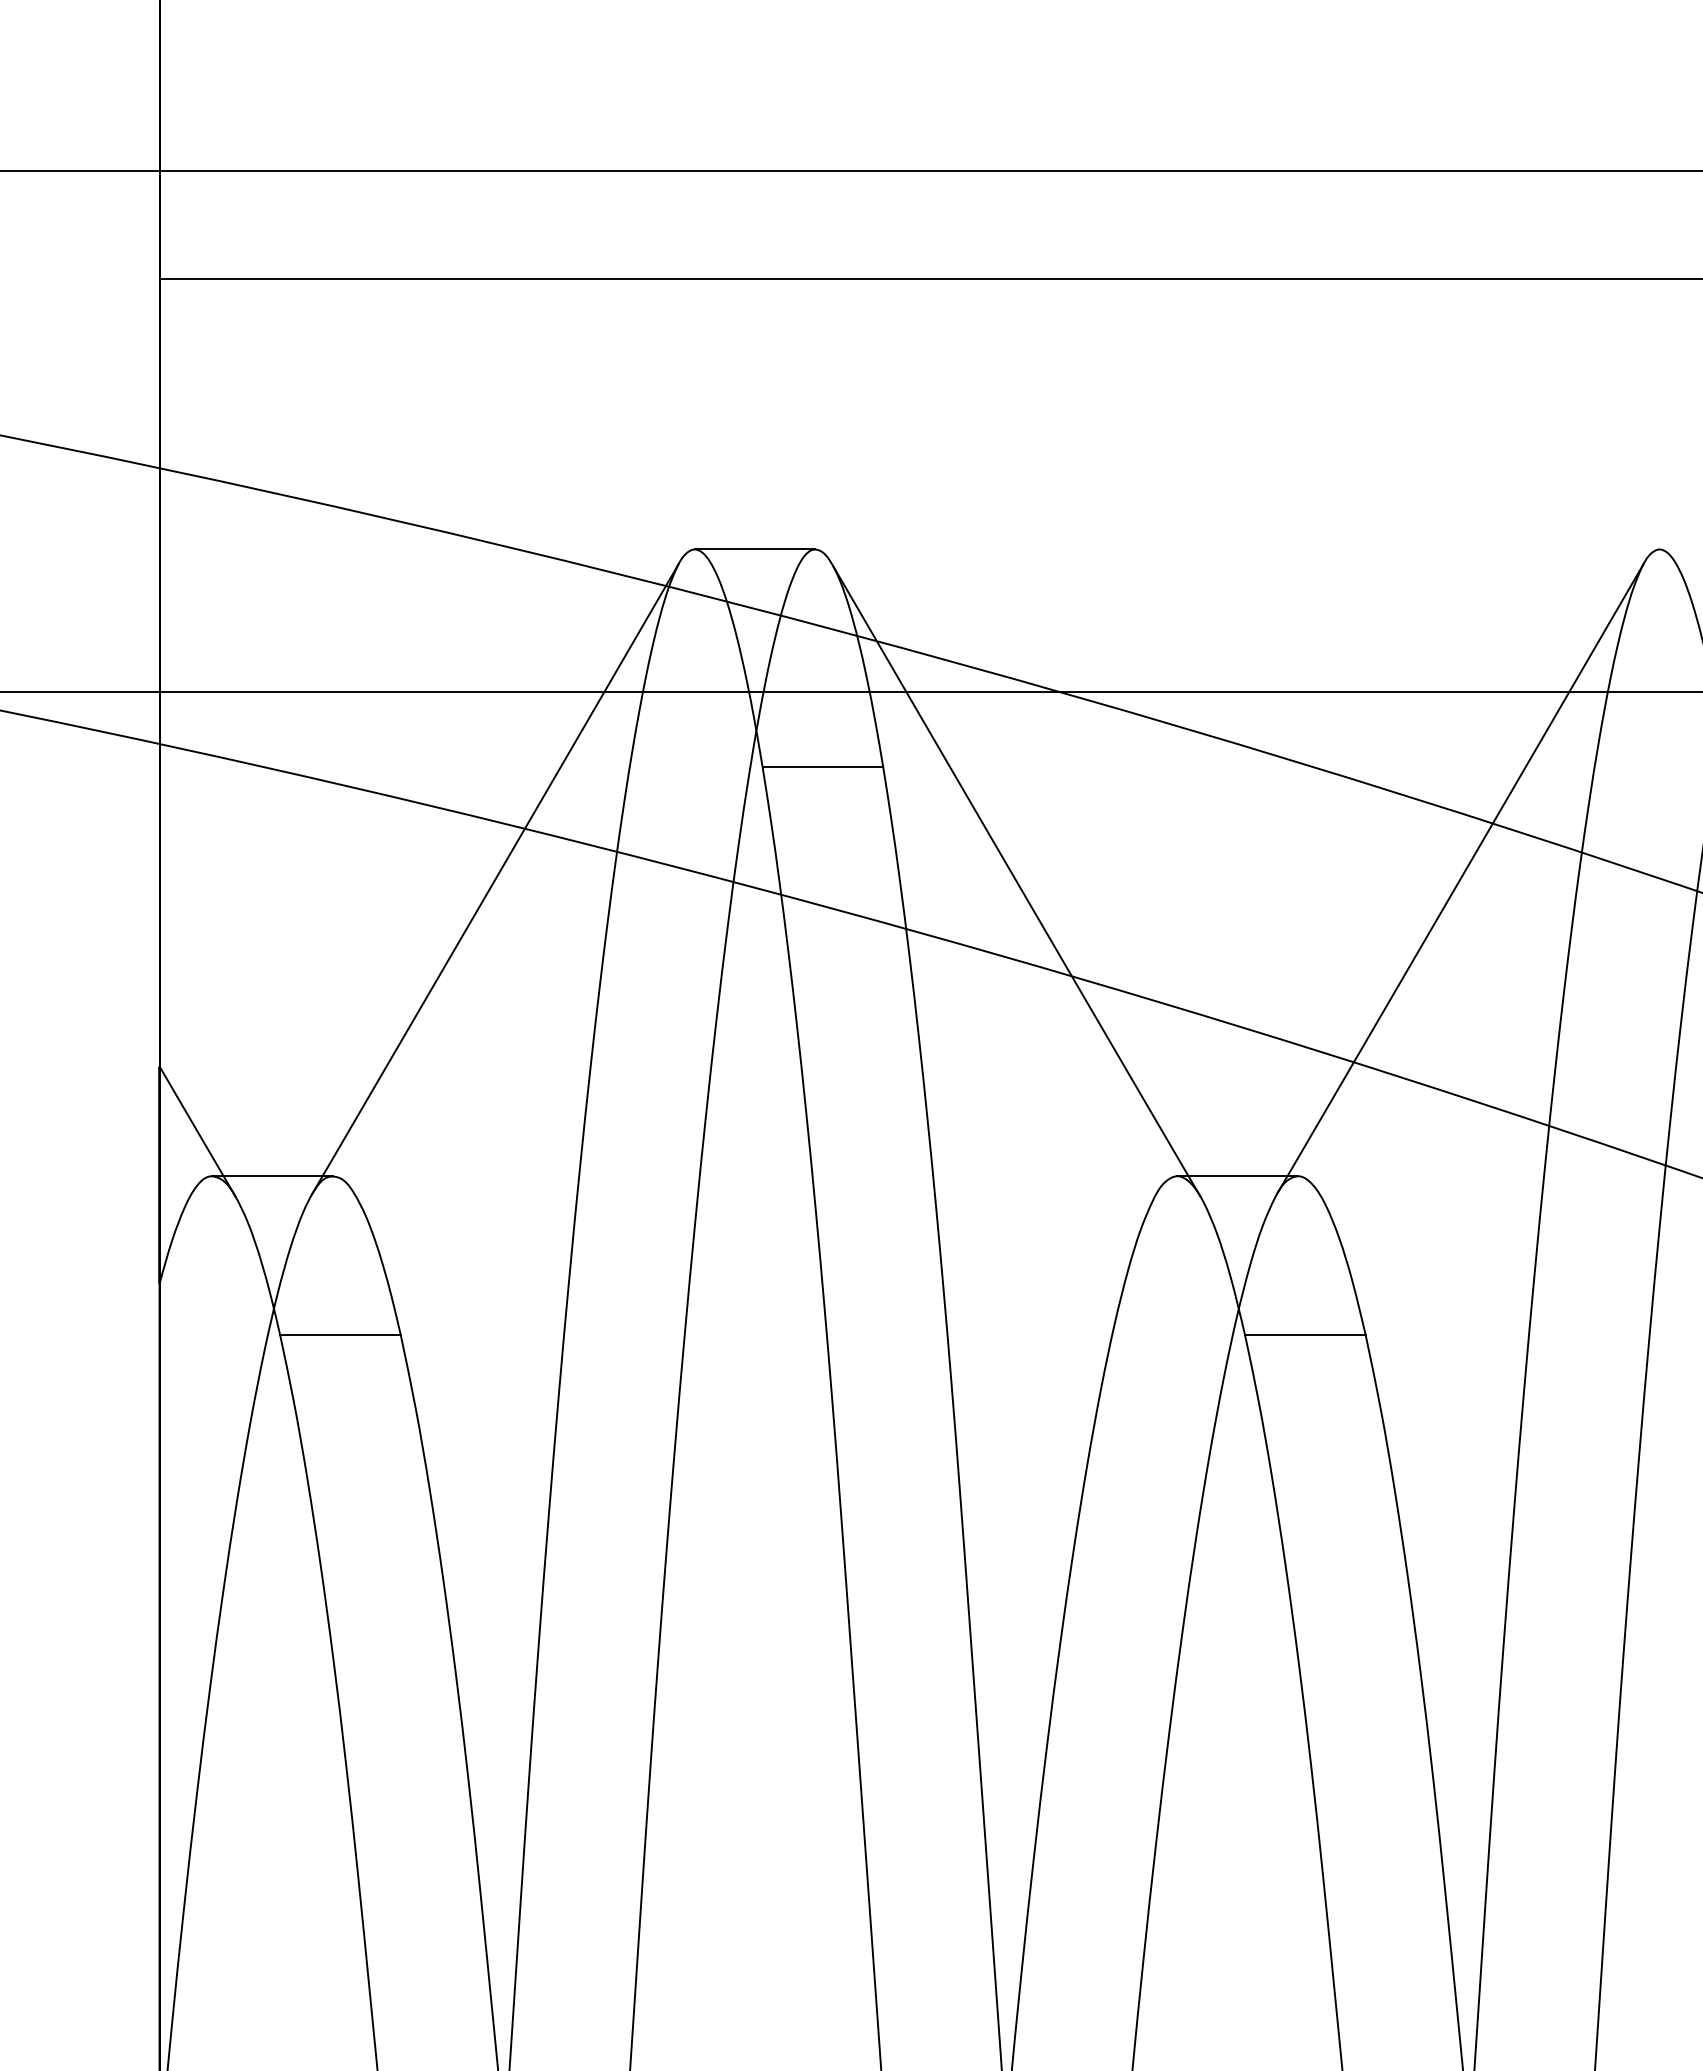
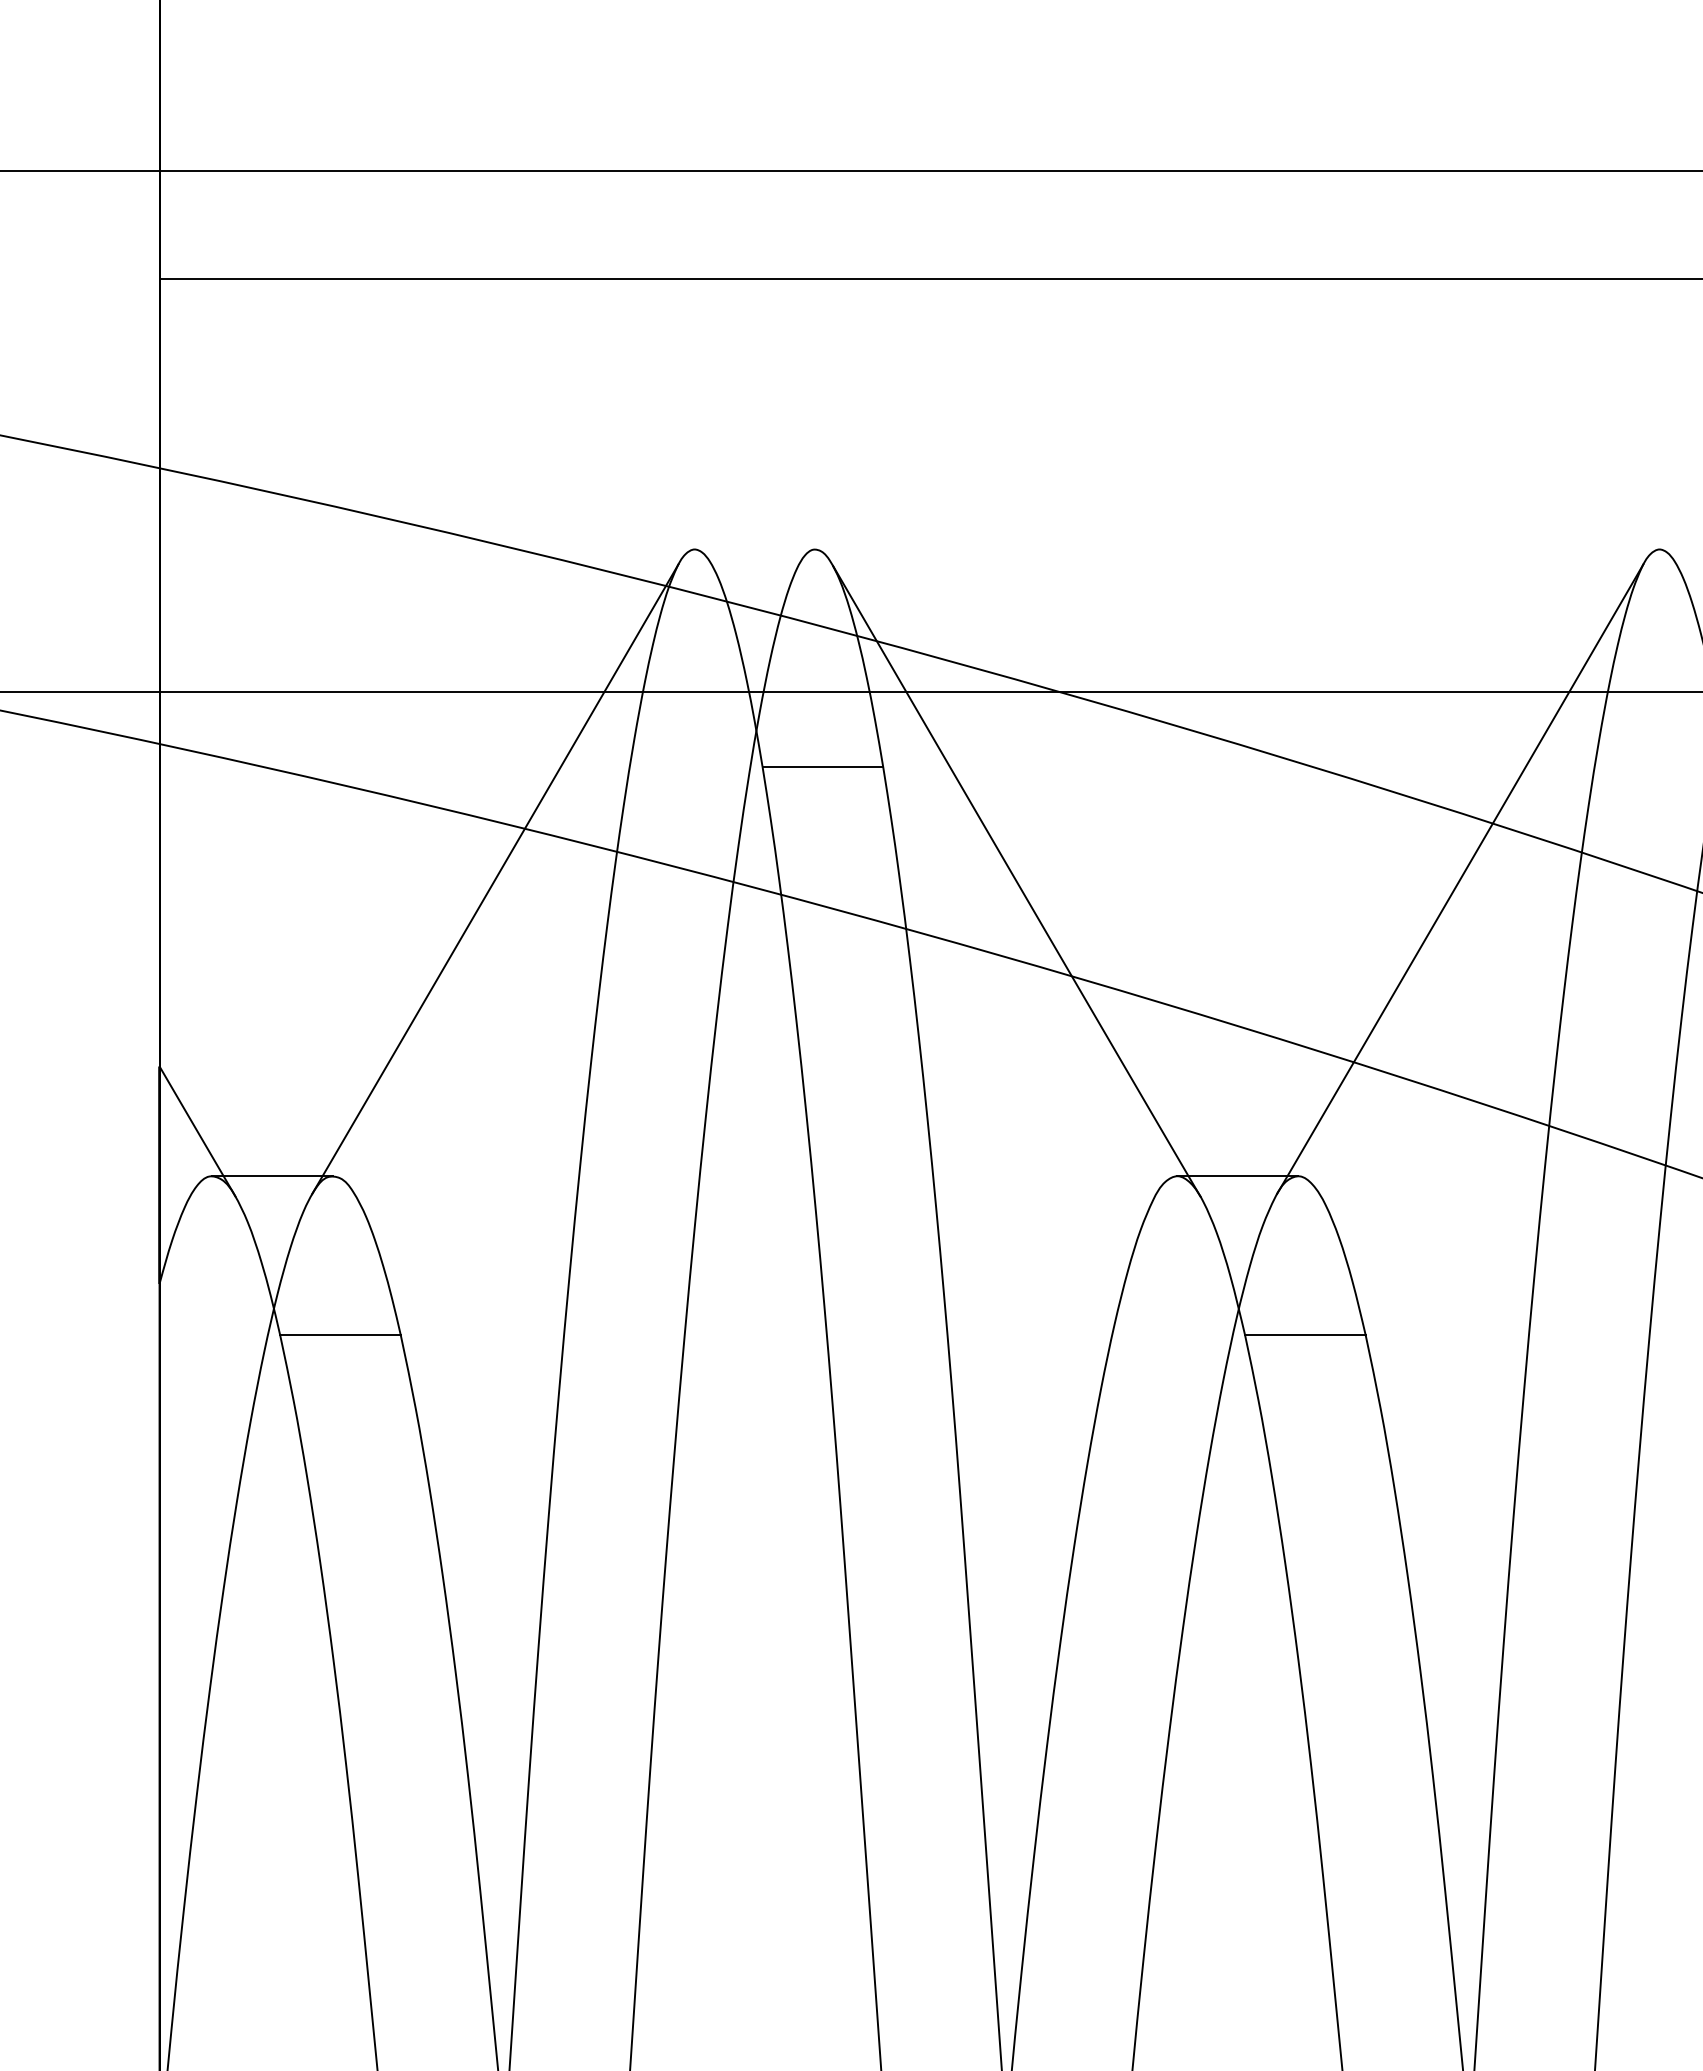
line: present -> none (754, 549)
